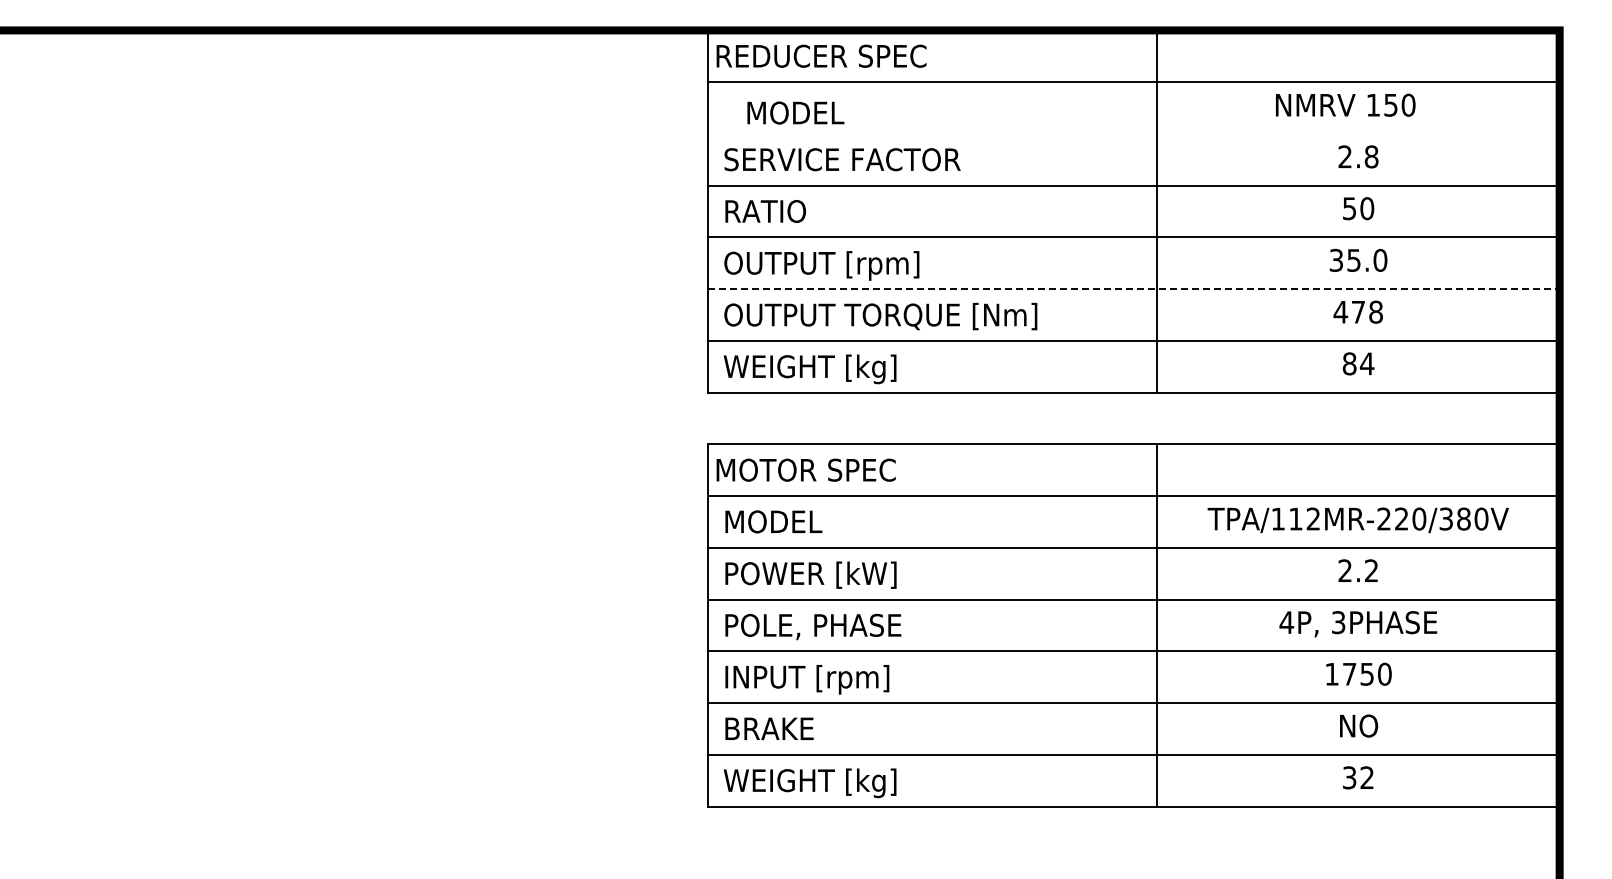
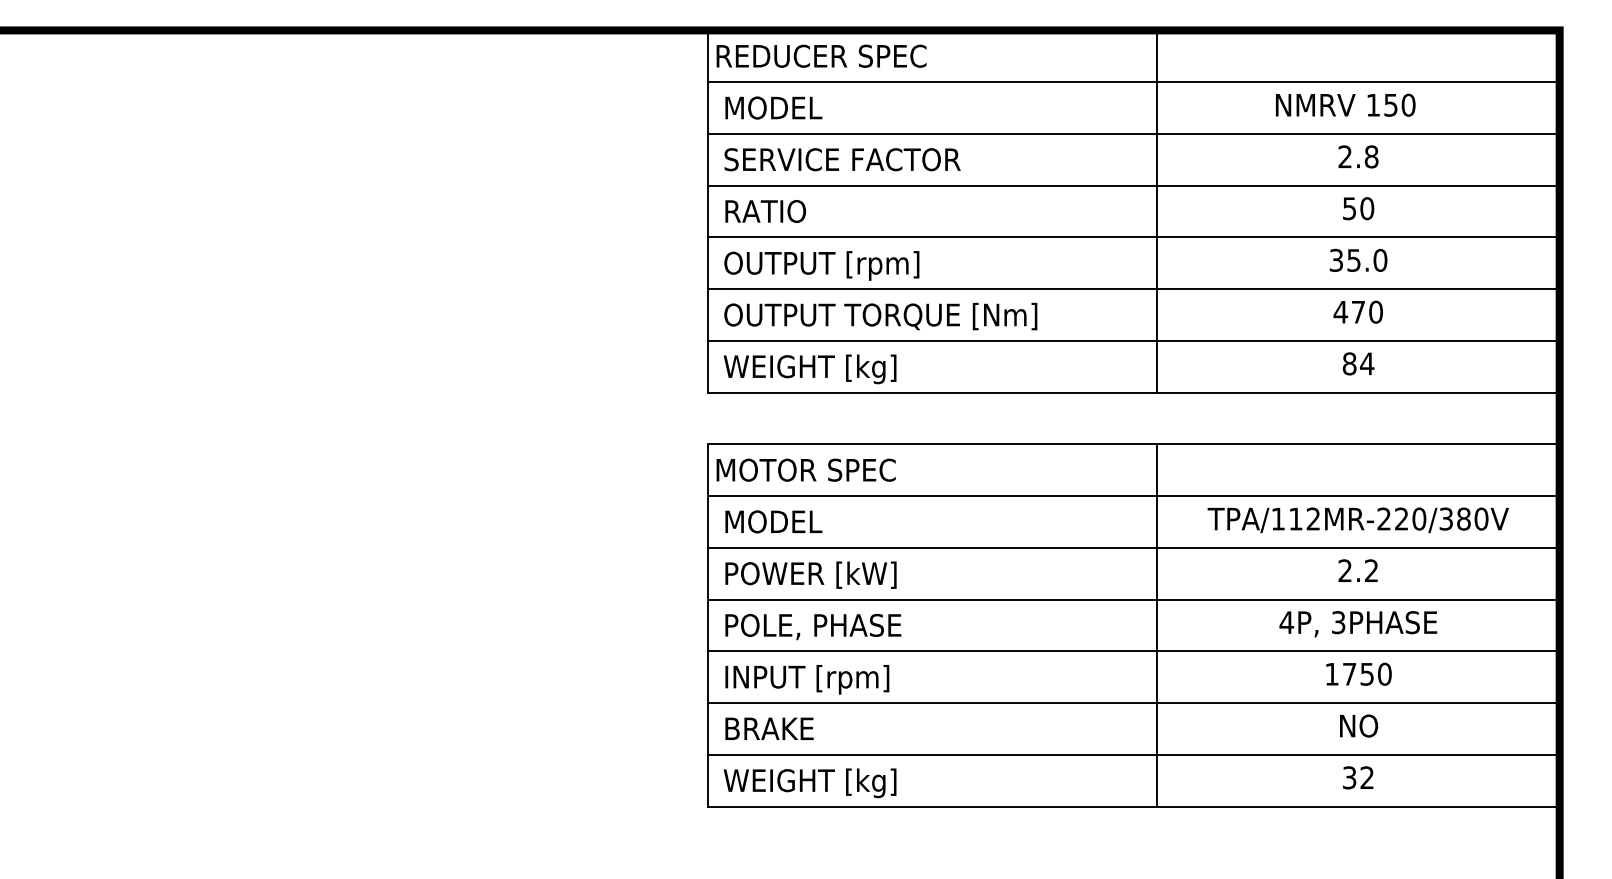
text position: (795, 112) -> (773, 107) (773, 107)
line: none -> present (1133, 133)
line: dashed -> solid (1134, 289)
text: 478 -> 470 (1375, 312)
